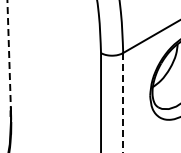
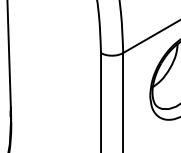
line: dashed -> solid (9, 56)
line: dashed -> solid (123, 102)
